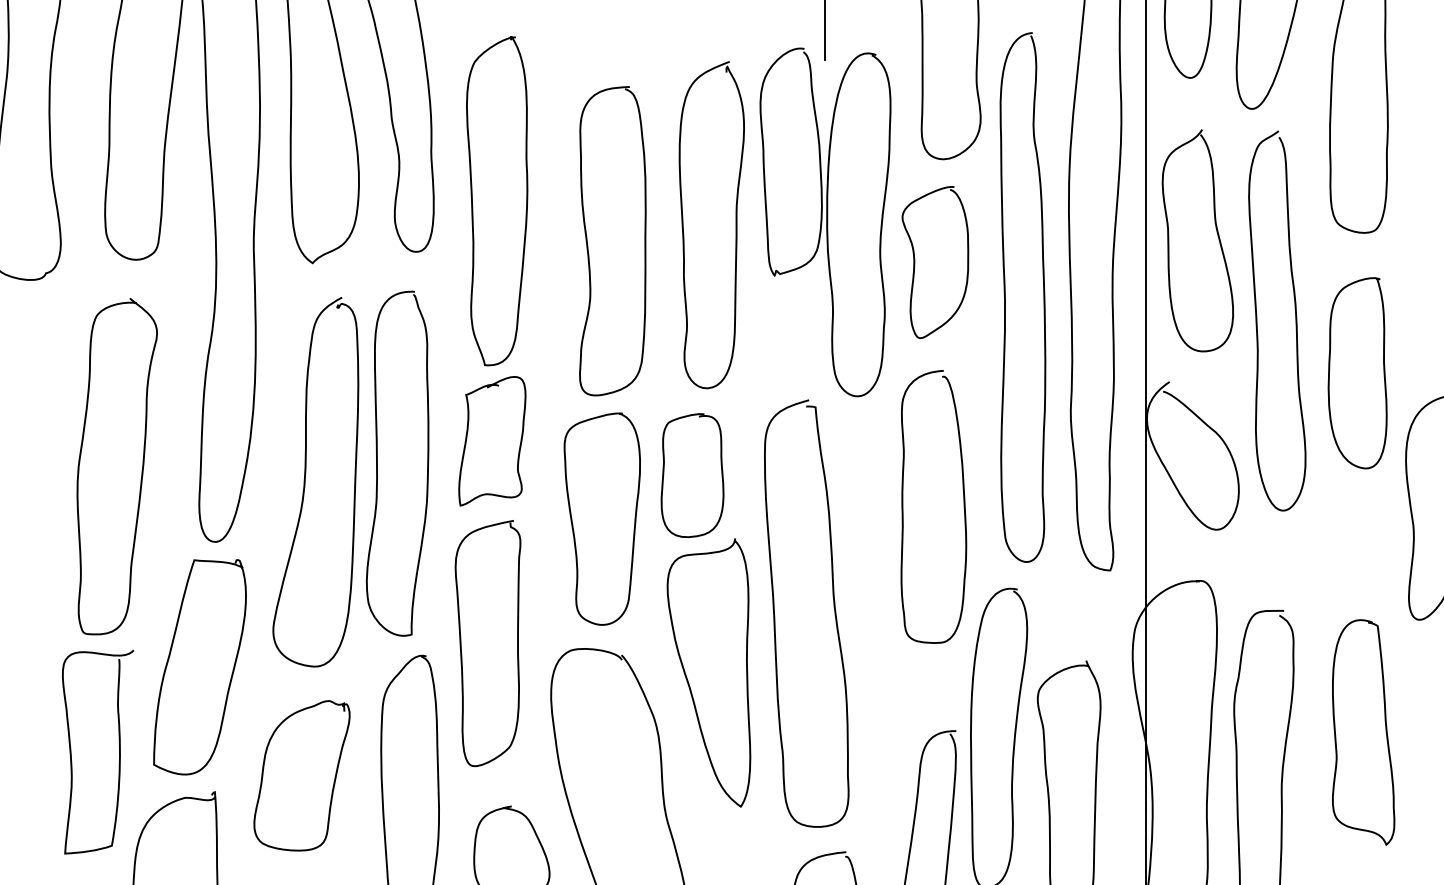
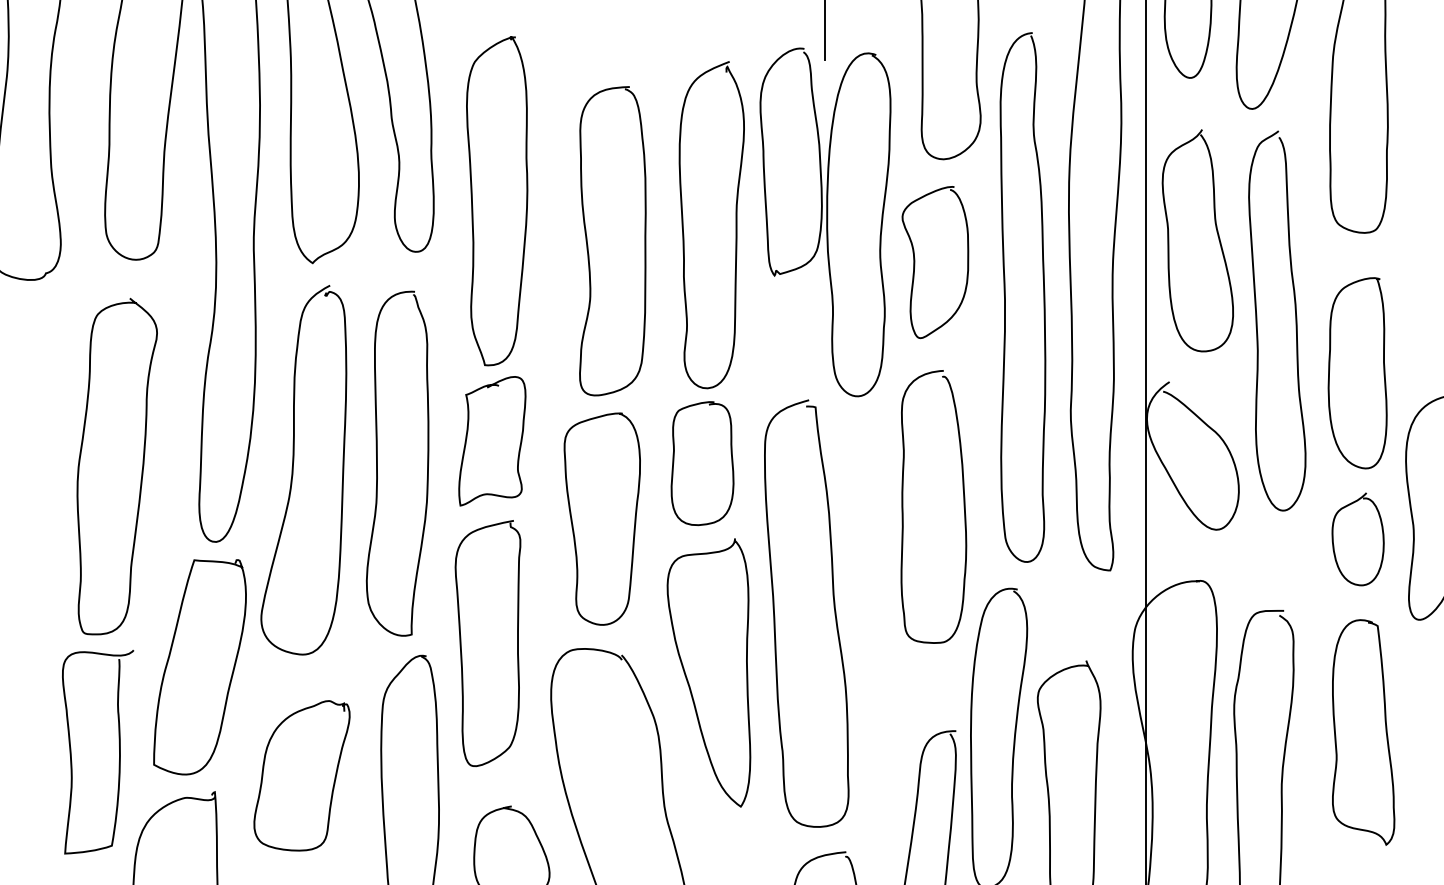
curve position: (664, 475) -> (674, 463) (674, 463)
curve position: (305, 482) -> (293, 470) (293, 470)
curve: none -> present (1334, 545)
